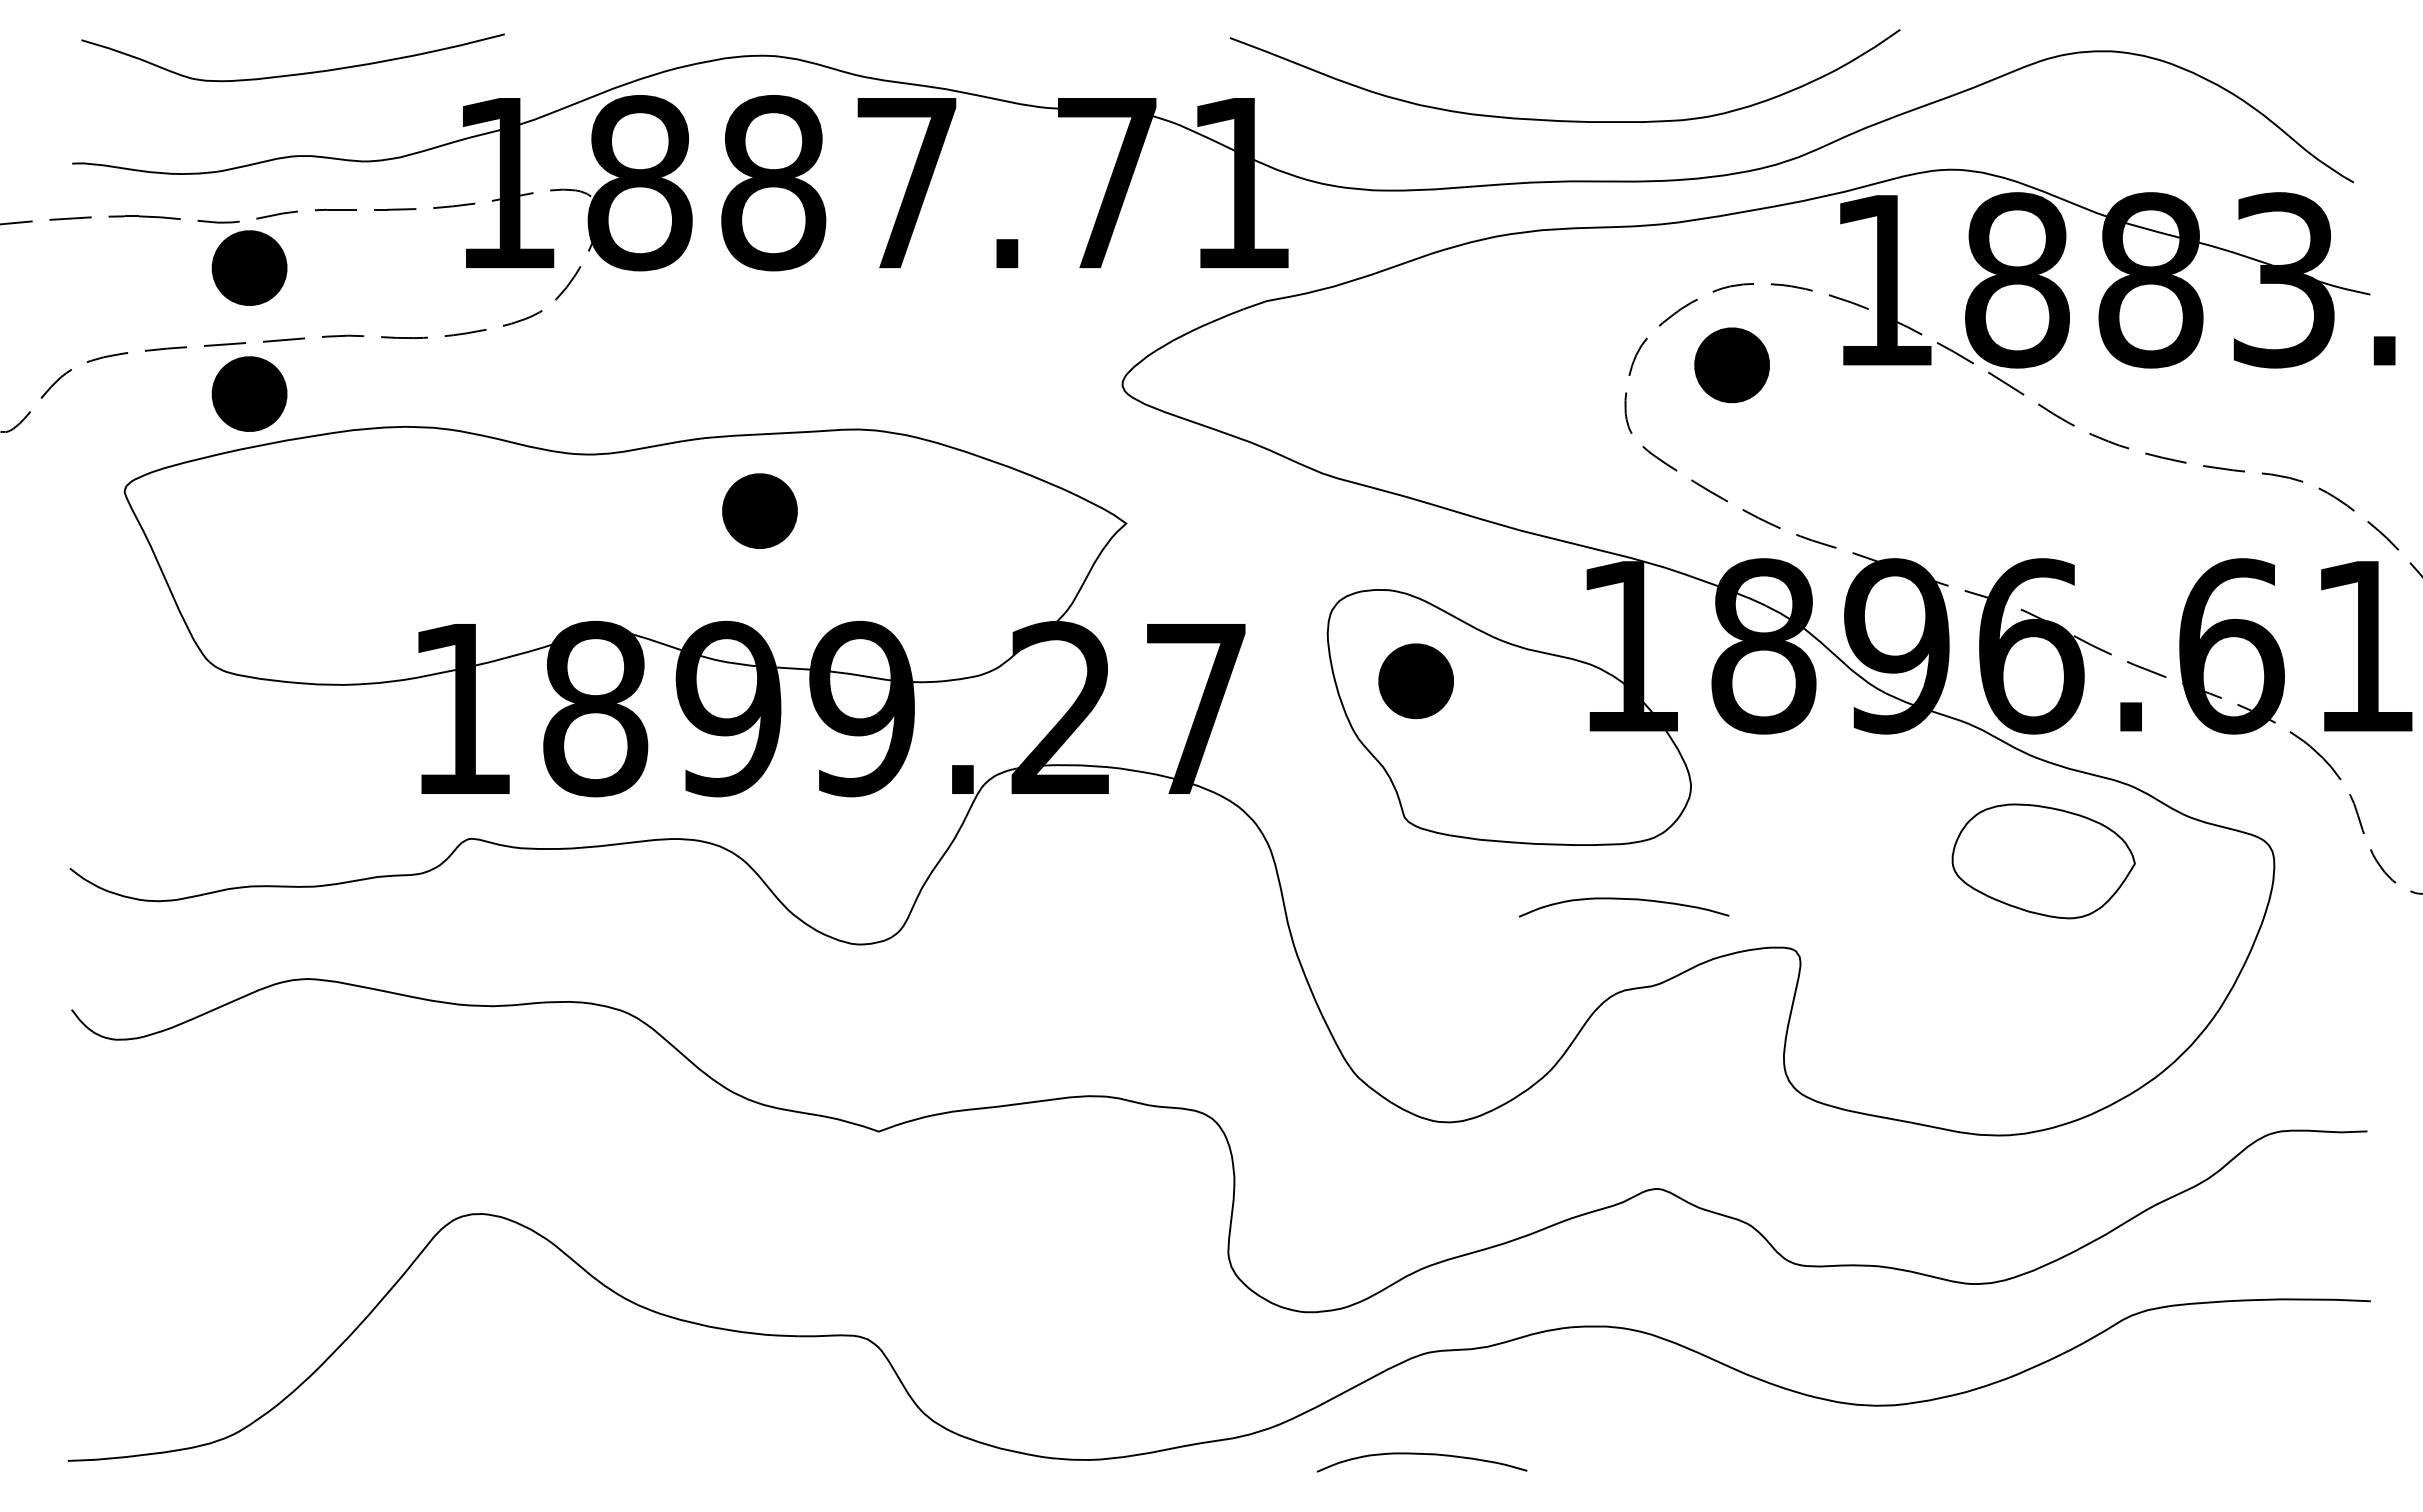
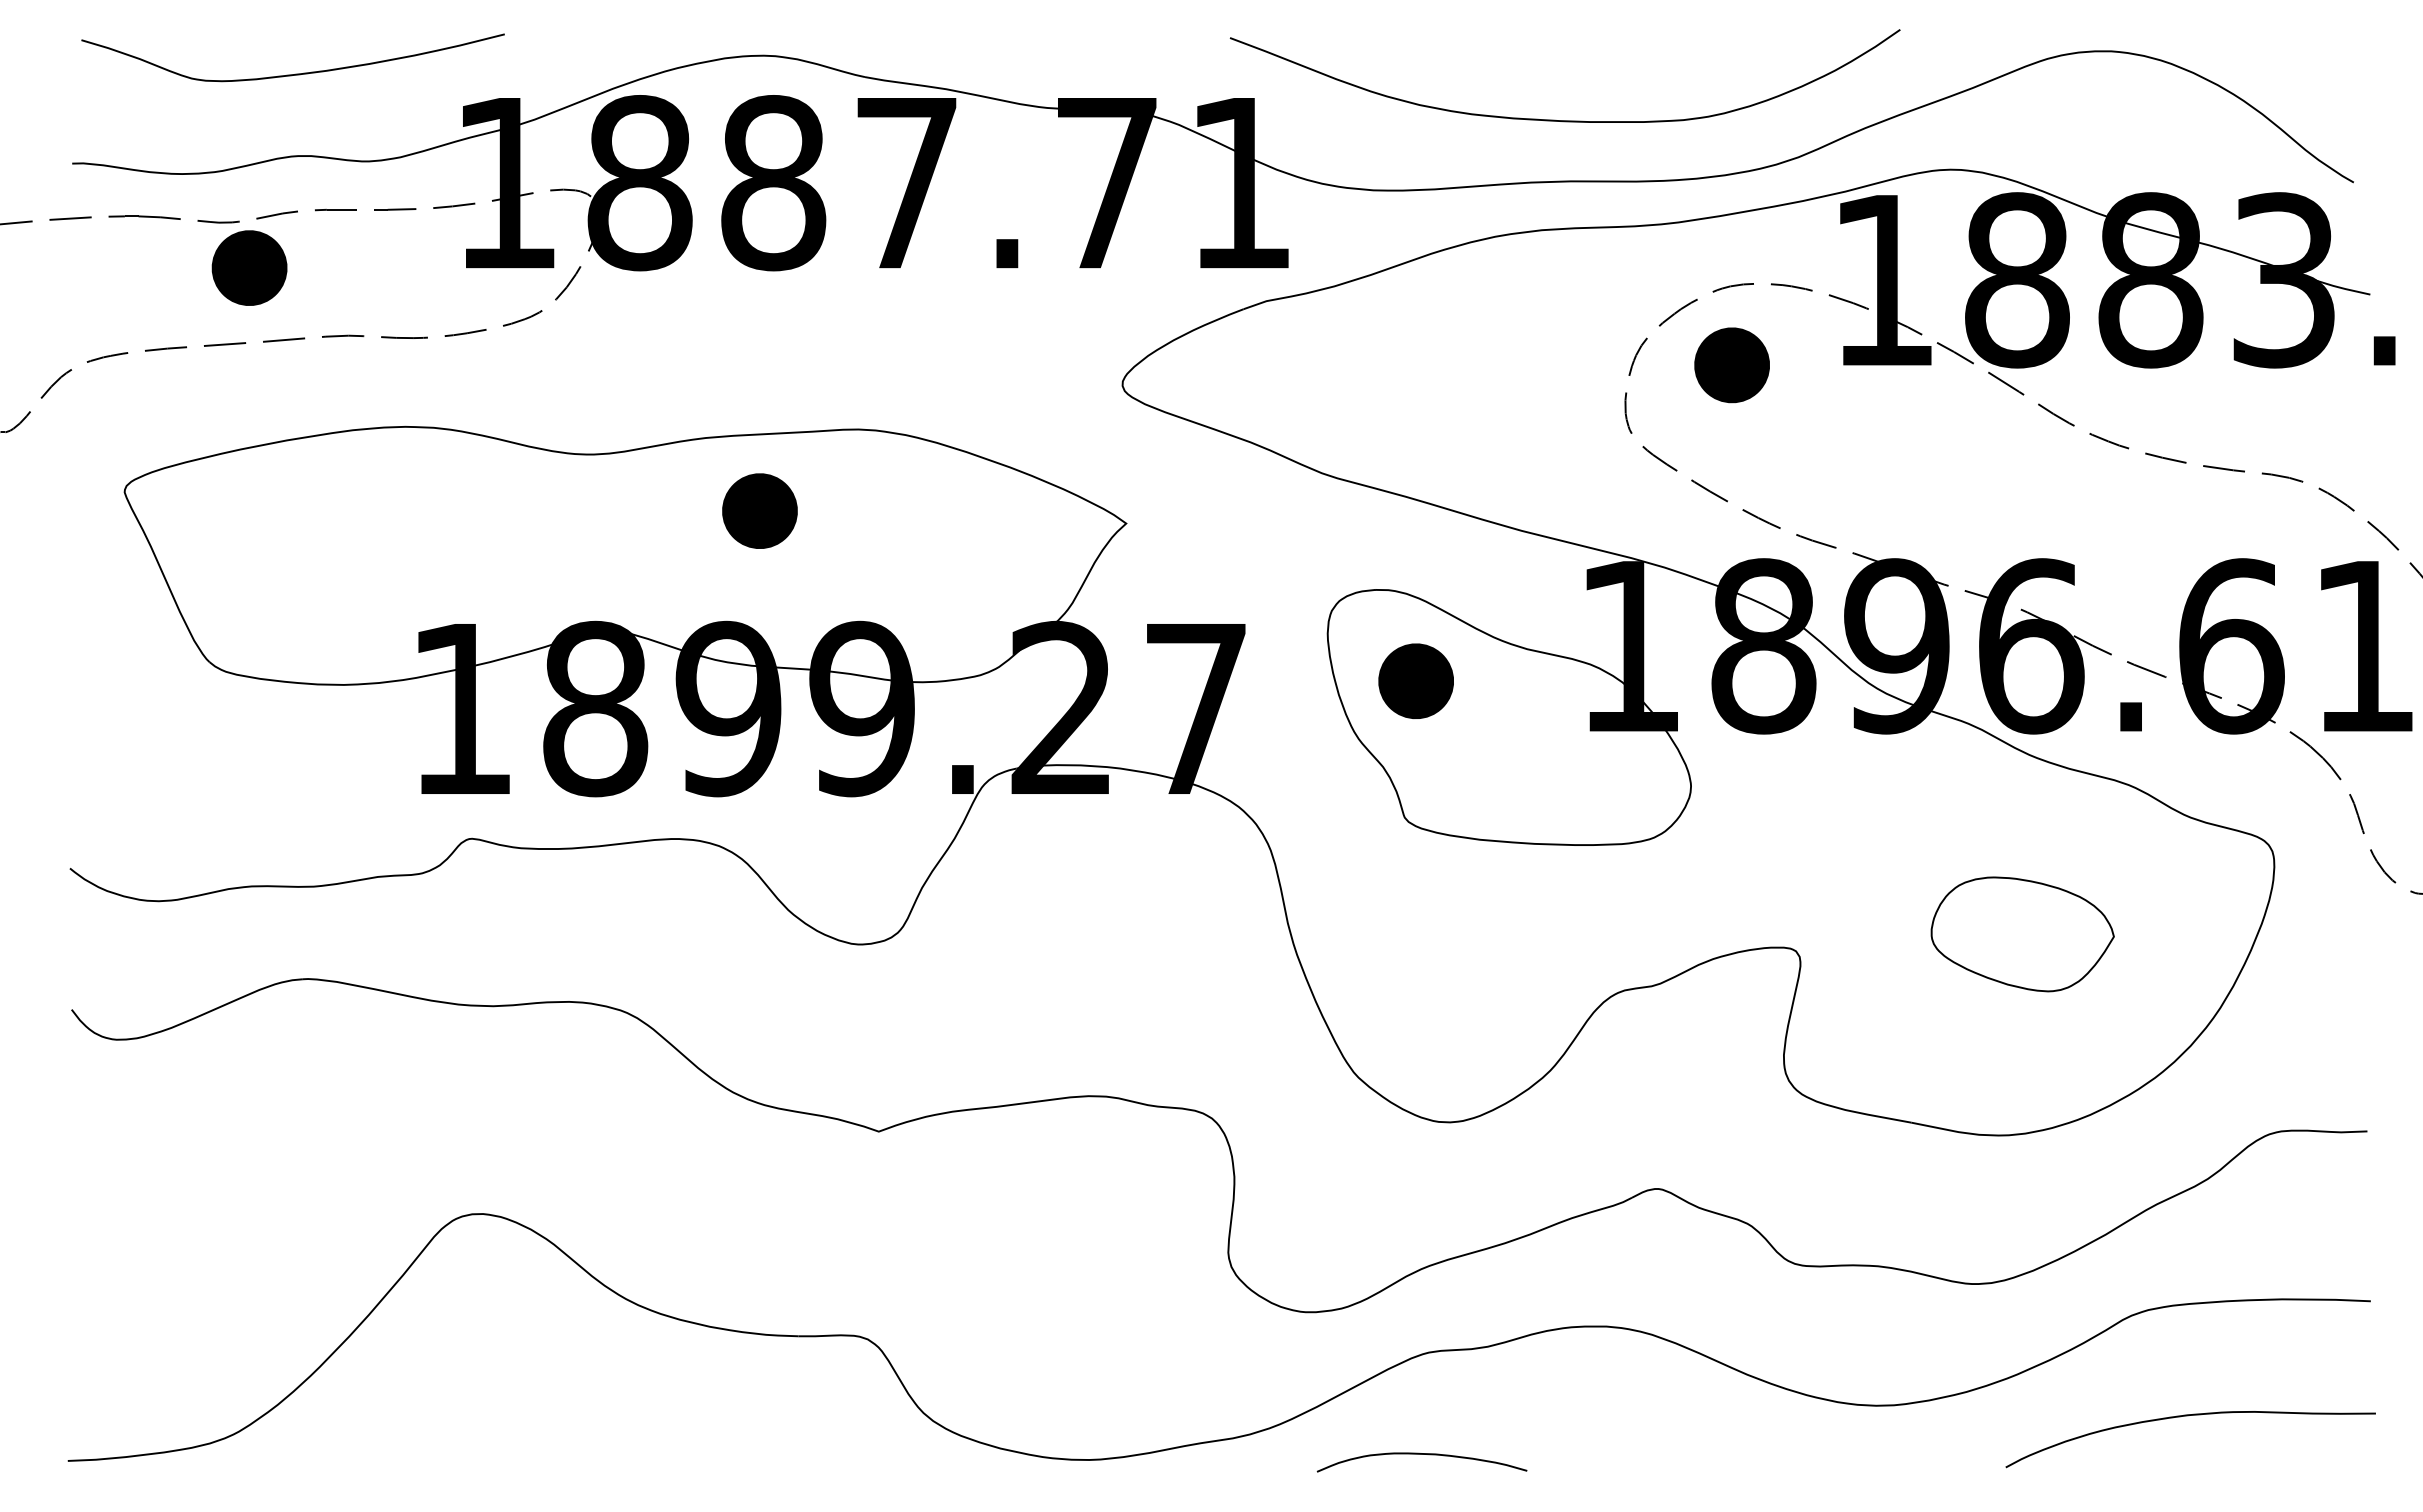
part: present -> none (249, 393)
part position: (2043, 861) -> (2022, 934) (2022, 934)
curve: present -> none (1623, 899)
curve: none -> present (2188, 1416)
